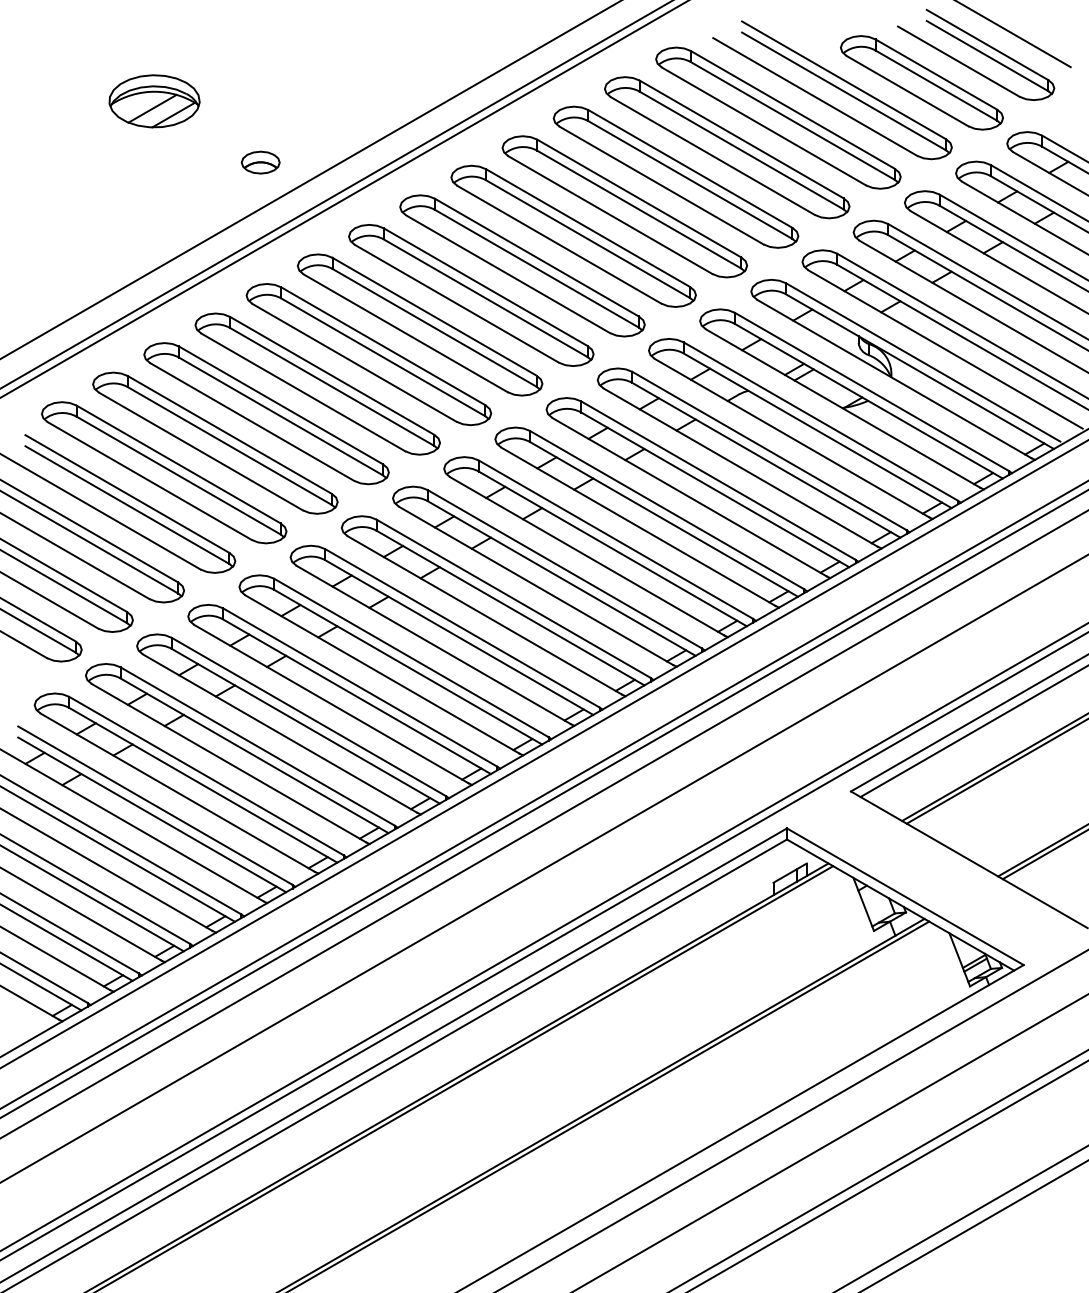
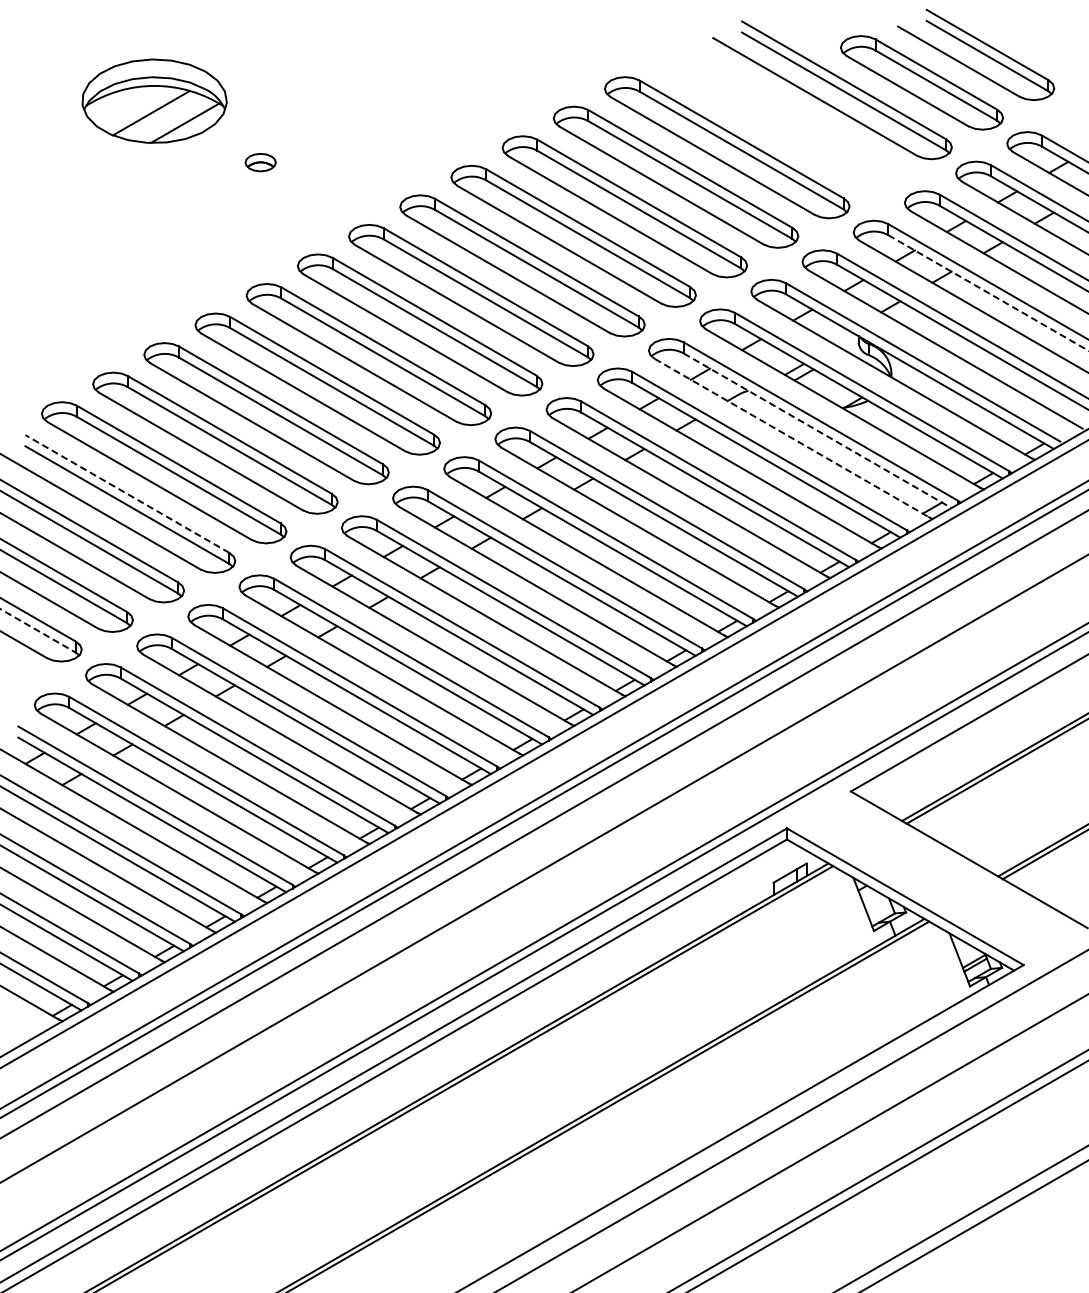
line: present -> none (1013, 34)
part size: 93x55 px -> 147x86 px (154, 100)
part: present -> none (778, 117)
part size: 41x25 px -> 33x20 px (260, 162)
line: present -> none (310, 180)
line: present -> none (335, 194)
line: present -> none (343, 199)
line: solid -> dashed (988, 293)
line: solid -> dashed (817, 430)
line: solid -> dashed (792, 438)
line: solid -> dashed (127, 494)
line: solid -> dashed (38, 631)
line: present -> none (972, 732)
